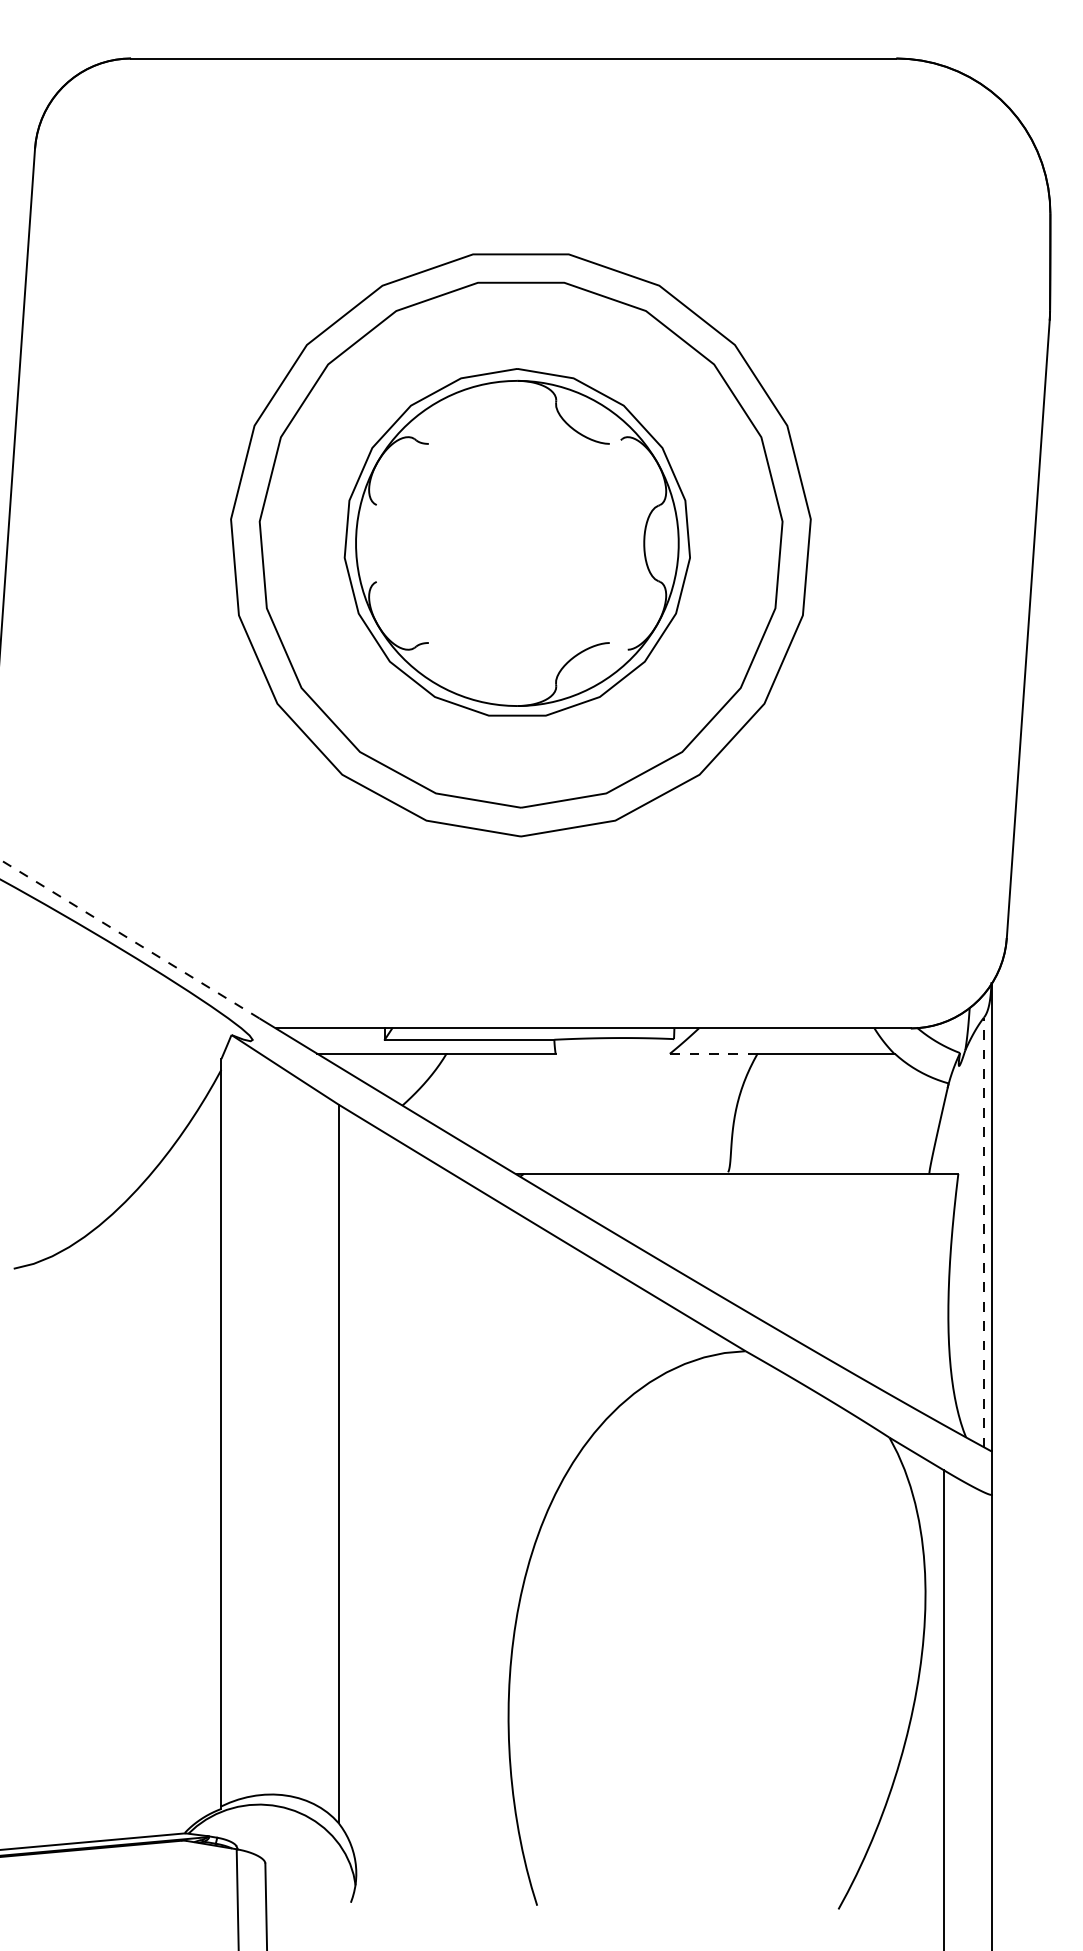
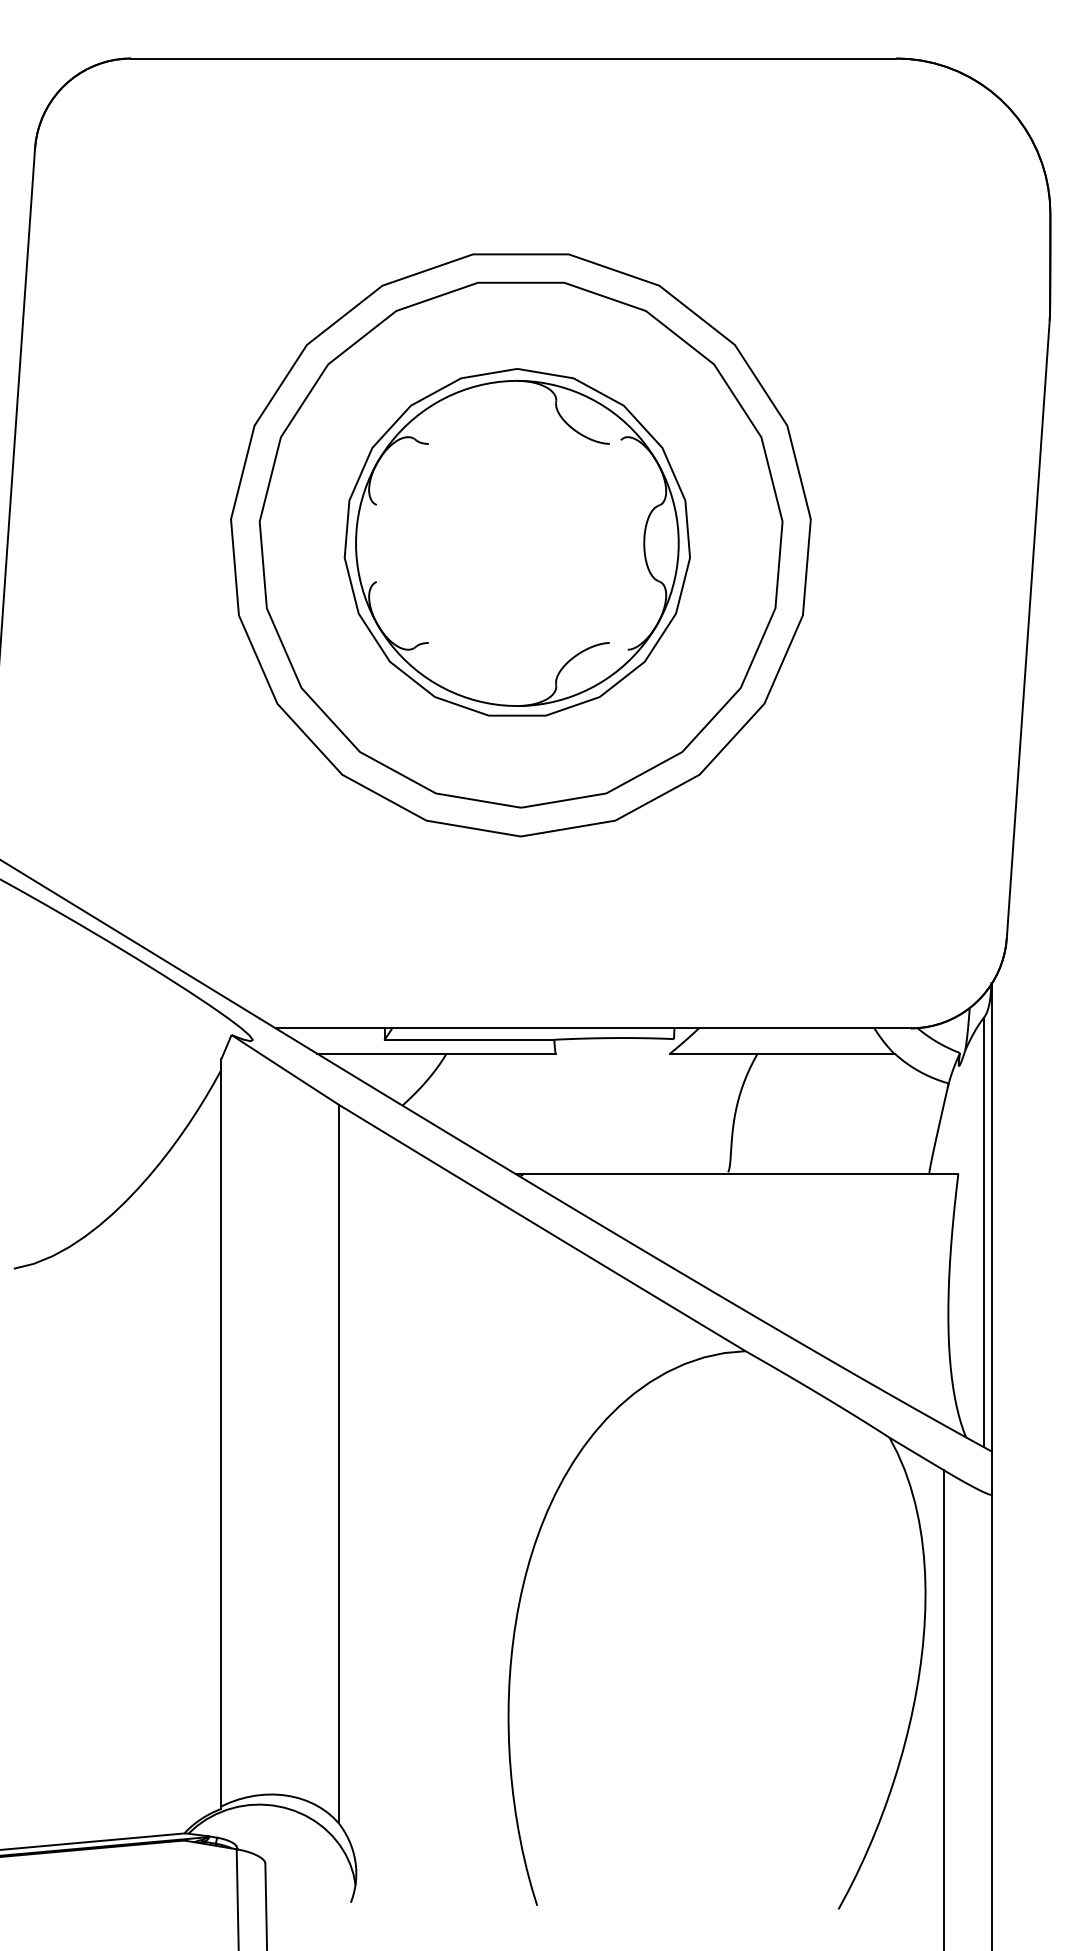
line: dashed -> solid (129, 939)
line: dashed -> solid (713, 1053)
line: dashed -> solid (984, 1232)
